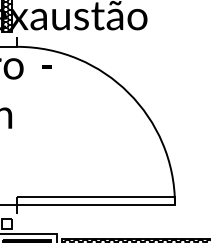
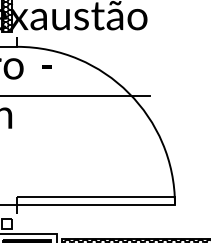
line: none -> present (76, 96)
